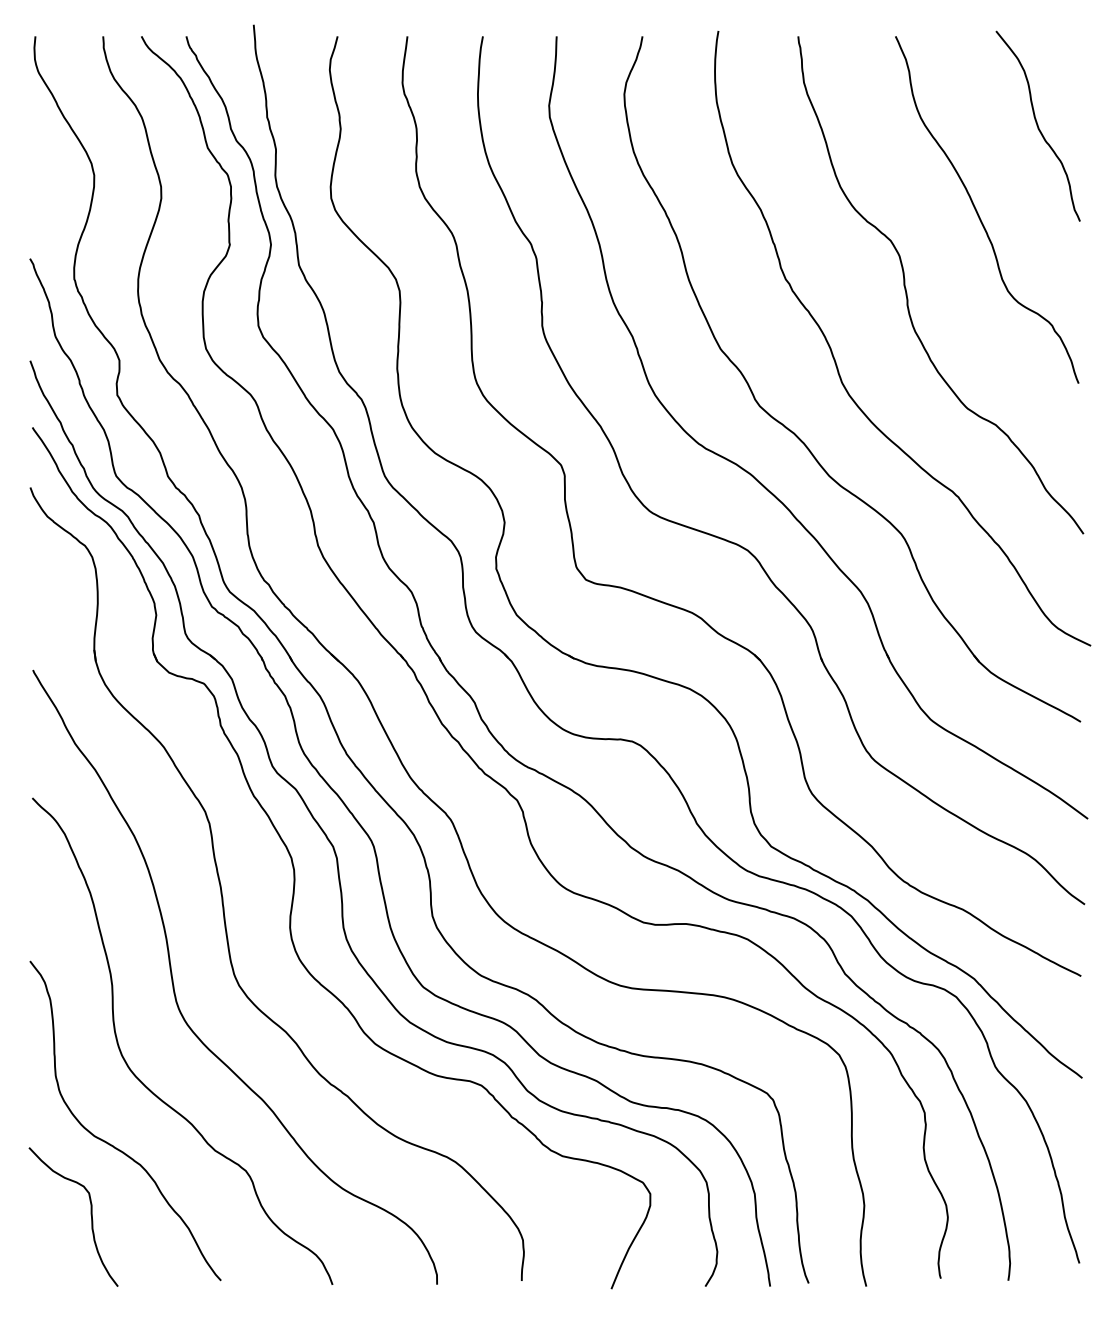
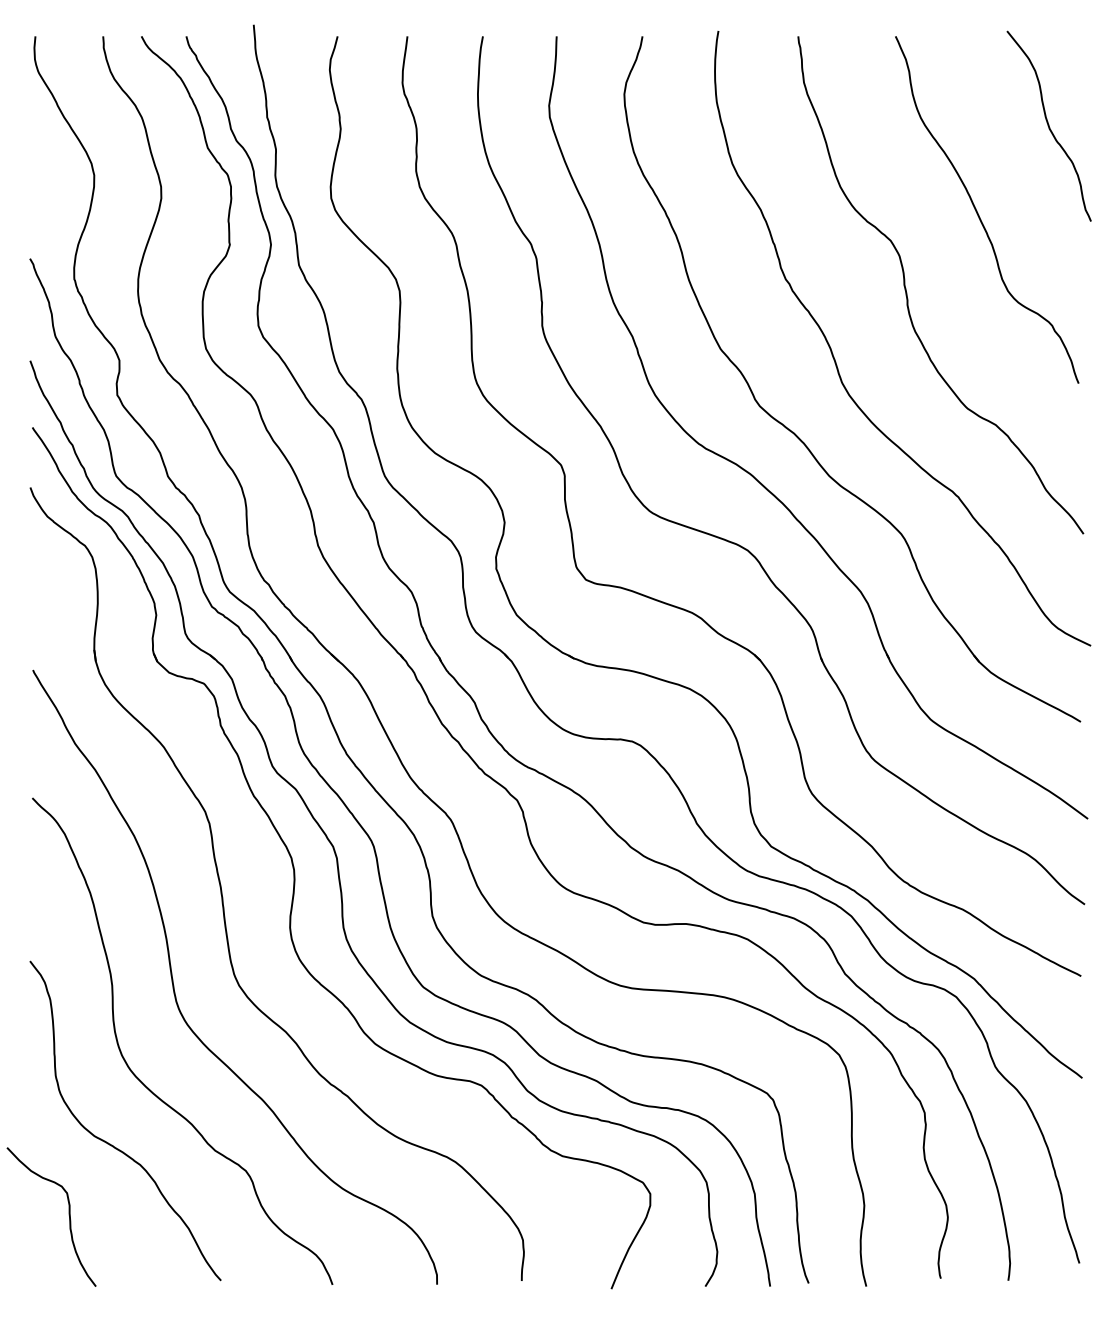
curve position: (1037, 125) -> (1048, 125) (1048, 125)
curve position: (90, 1215) -> (68, 1215) (68, 1215)
